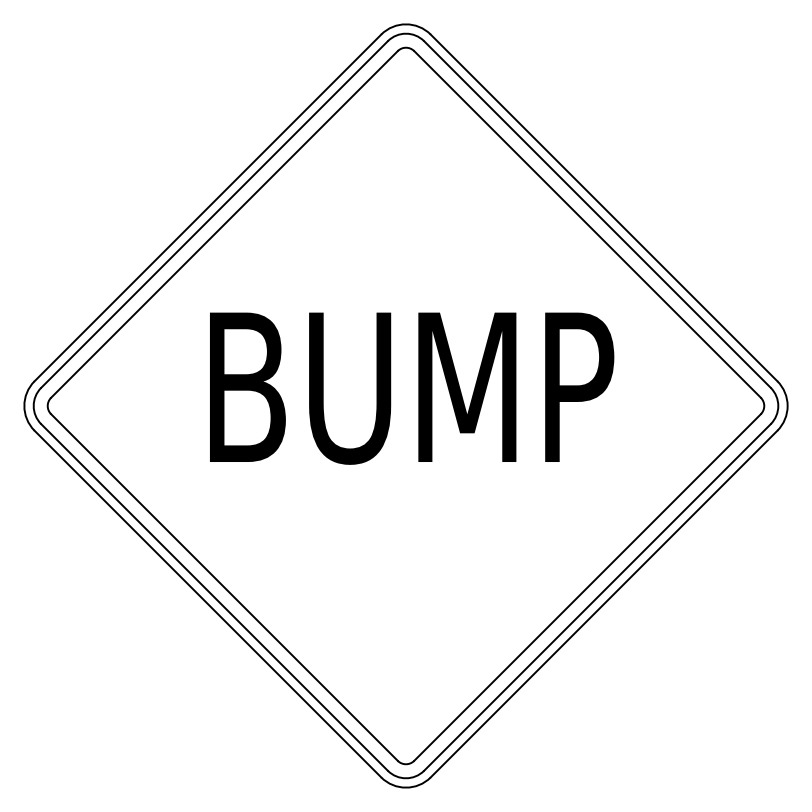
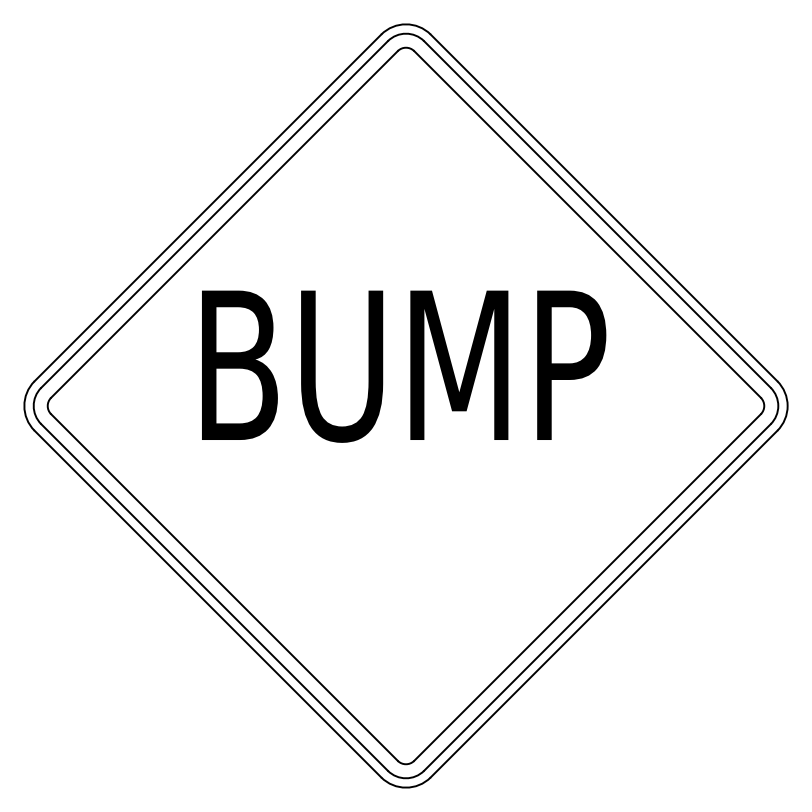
text position: (412, 388) -> (404, 366) (404, 366)
